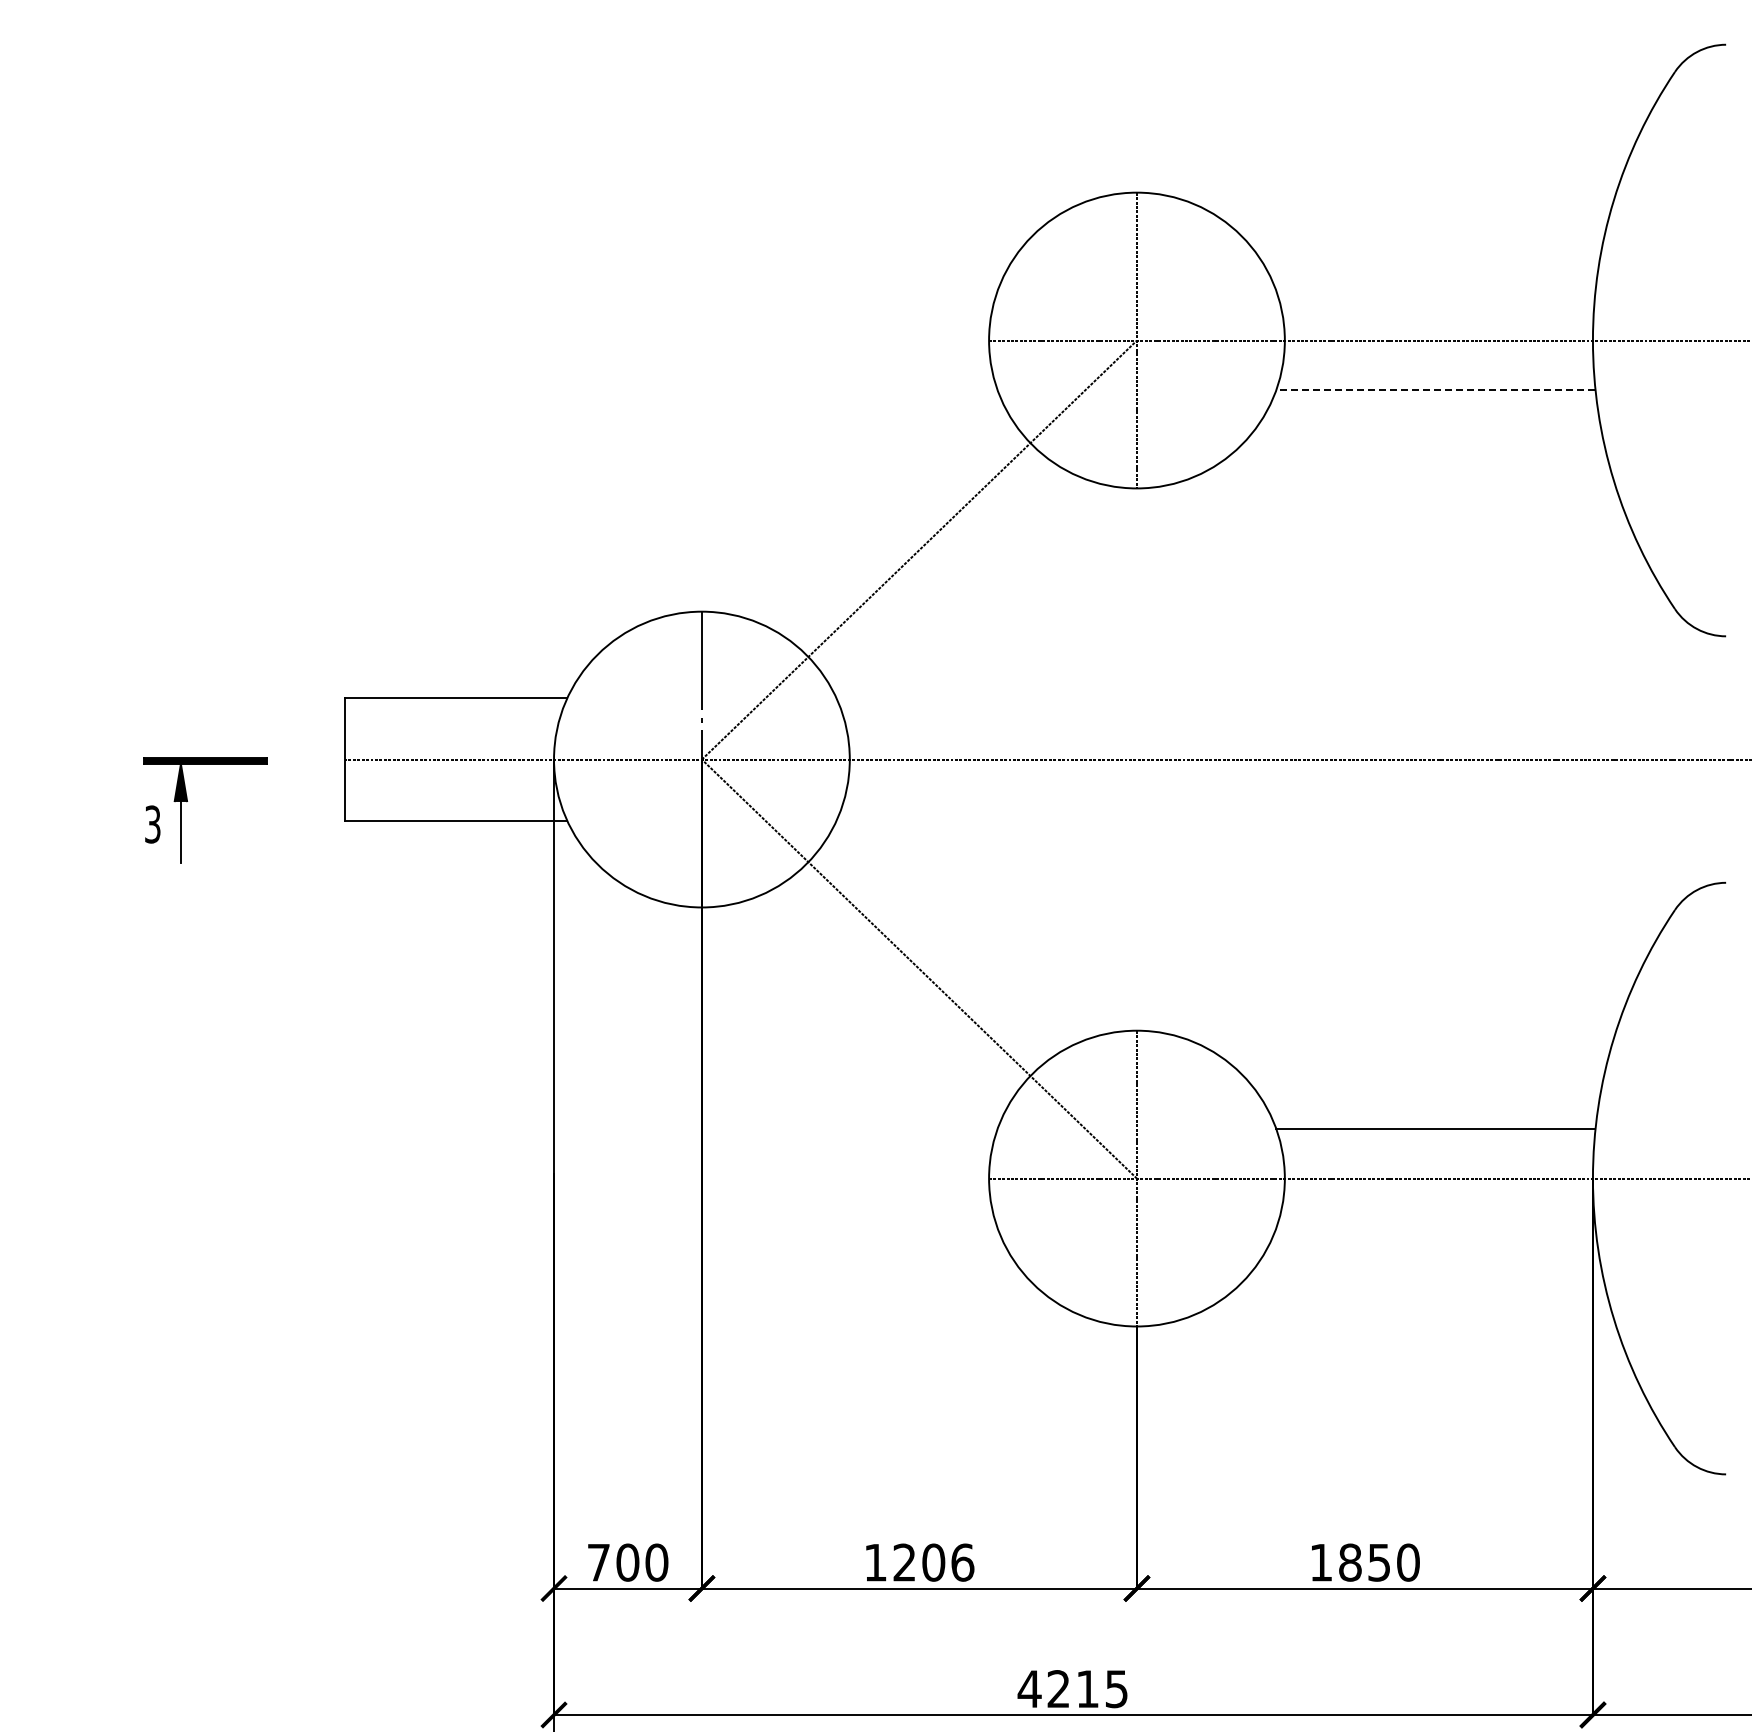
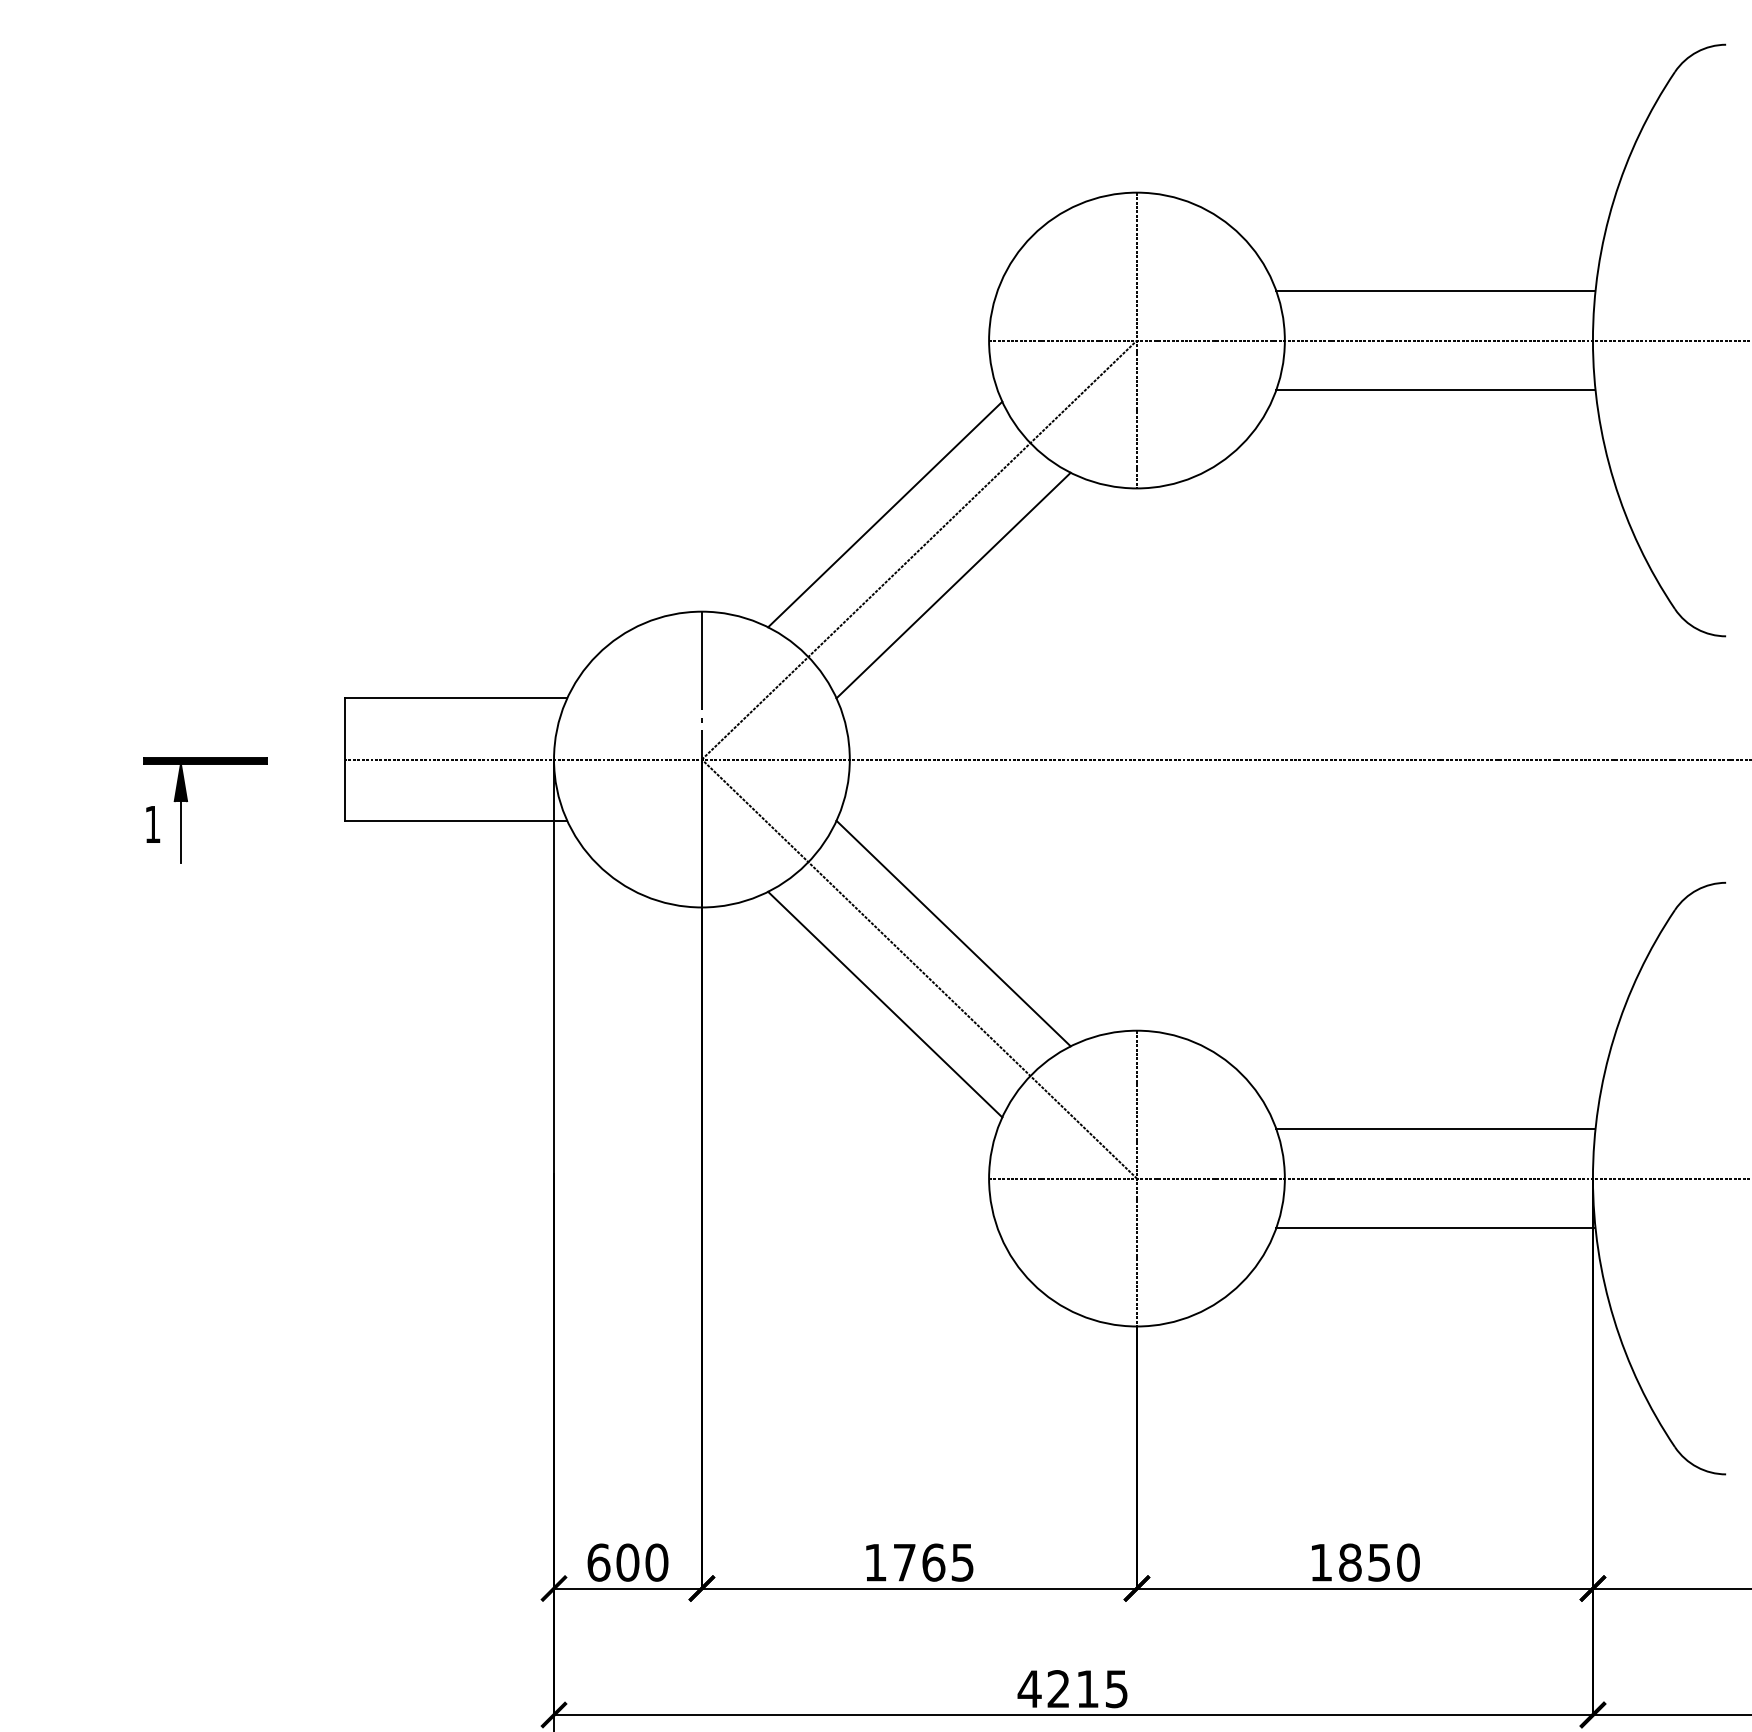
line: none -> present (1435, 291)
line: dashed -> solid (1435, 389)
line: none -> present (885, 514)
line: none -> present (953, 585)
text: 3 -> 1 (152, 824)
line: none -> present (953, 933)
line: none -> present (885, 1004)
line: none -> present (1435, 1227)
text: 700 -> 600 (598, 1562)
text: 1206 -> 1765 (933, 1562)
